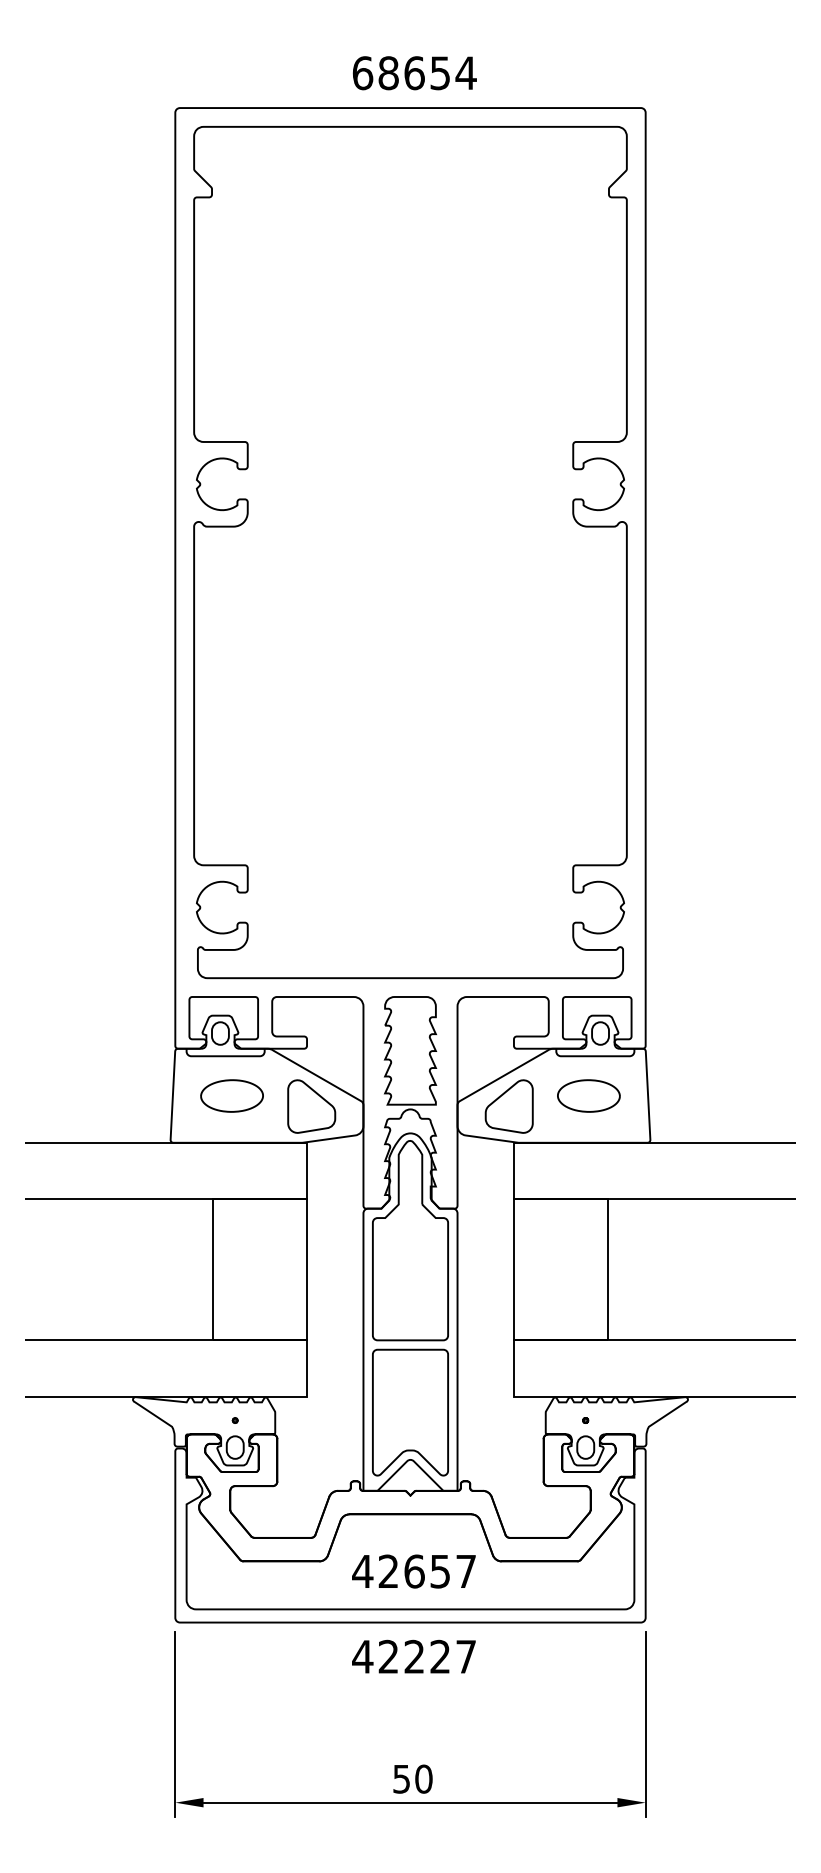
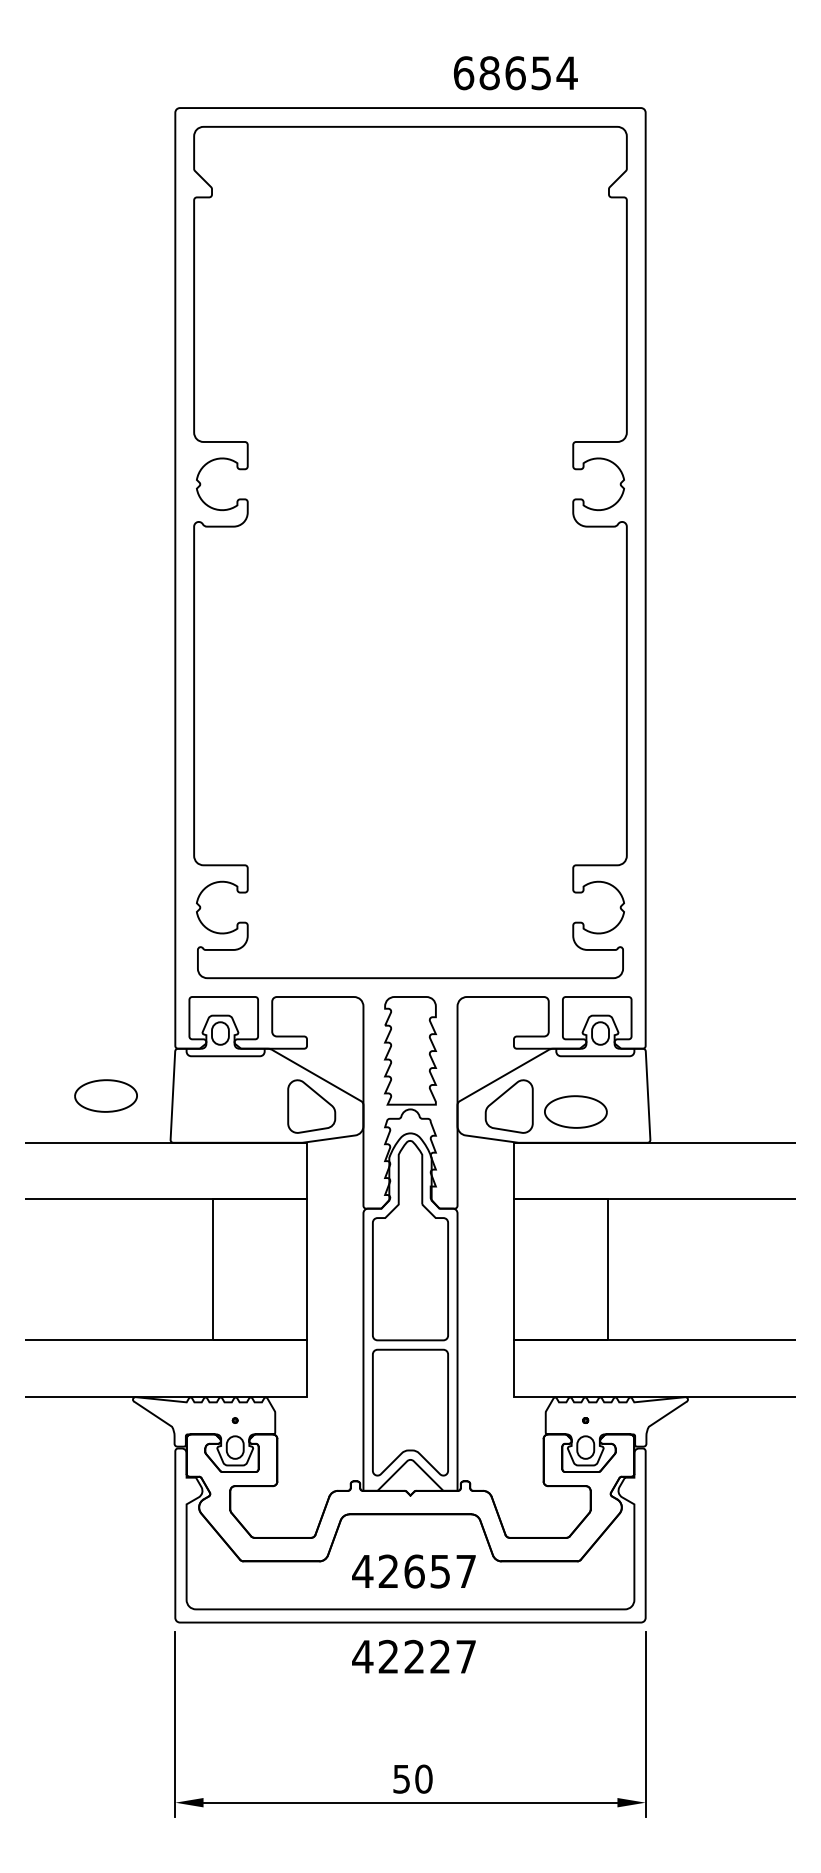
text position: (414, 73) -> (515, 73) (515, 73)
part position: (231, 1095) -> (105, 1095) (105, 1095)
part position: (588, 1095) -> (575, 1111) (575, 1111)
